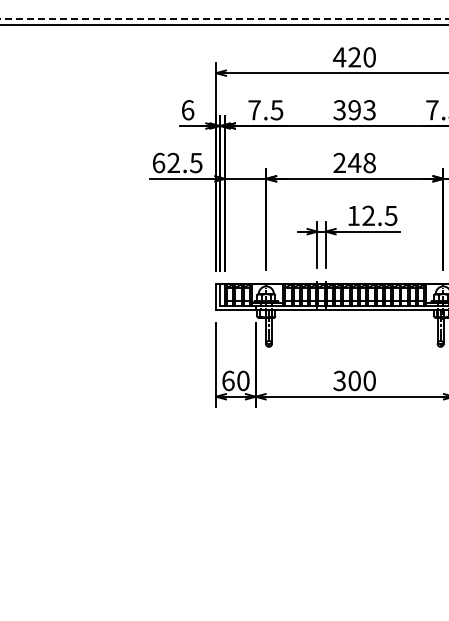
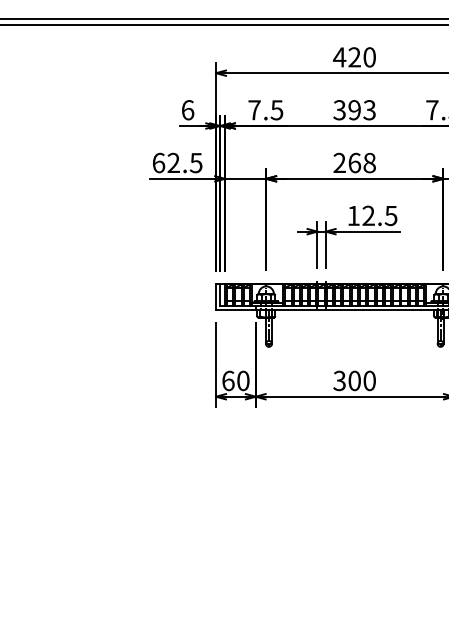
line: dashed -> solid (224, 19)
text: 248 -> 268 (354, 162)
